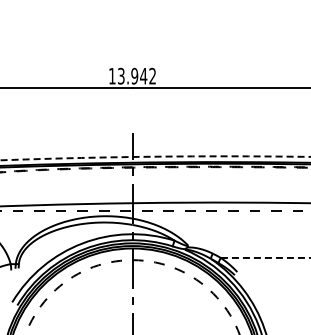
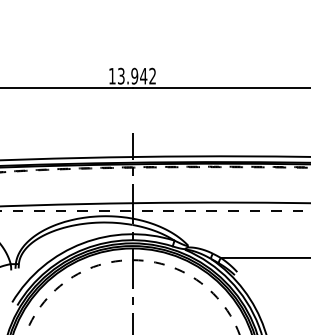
arc: dashed -> solid (154, 156)
line: dashed -> solid (265, 257)
